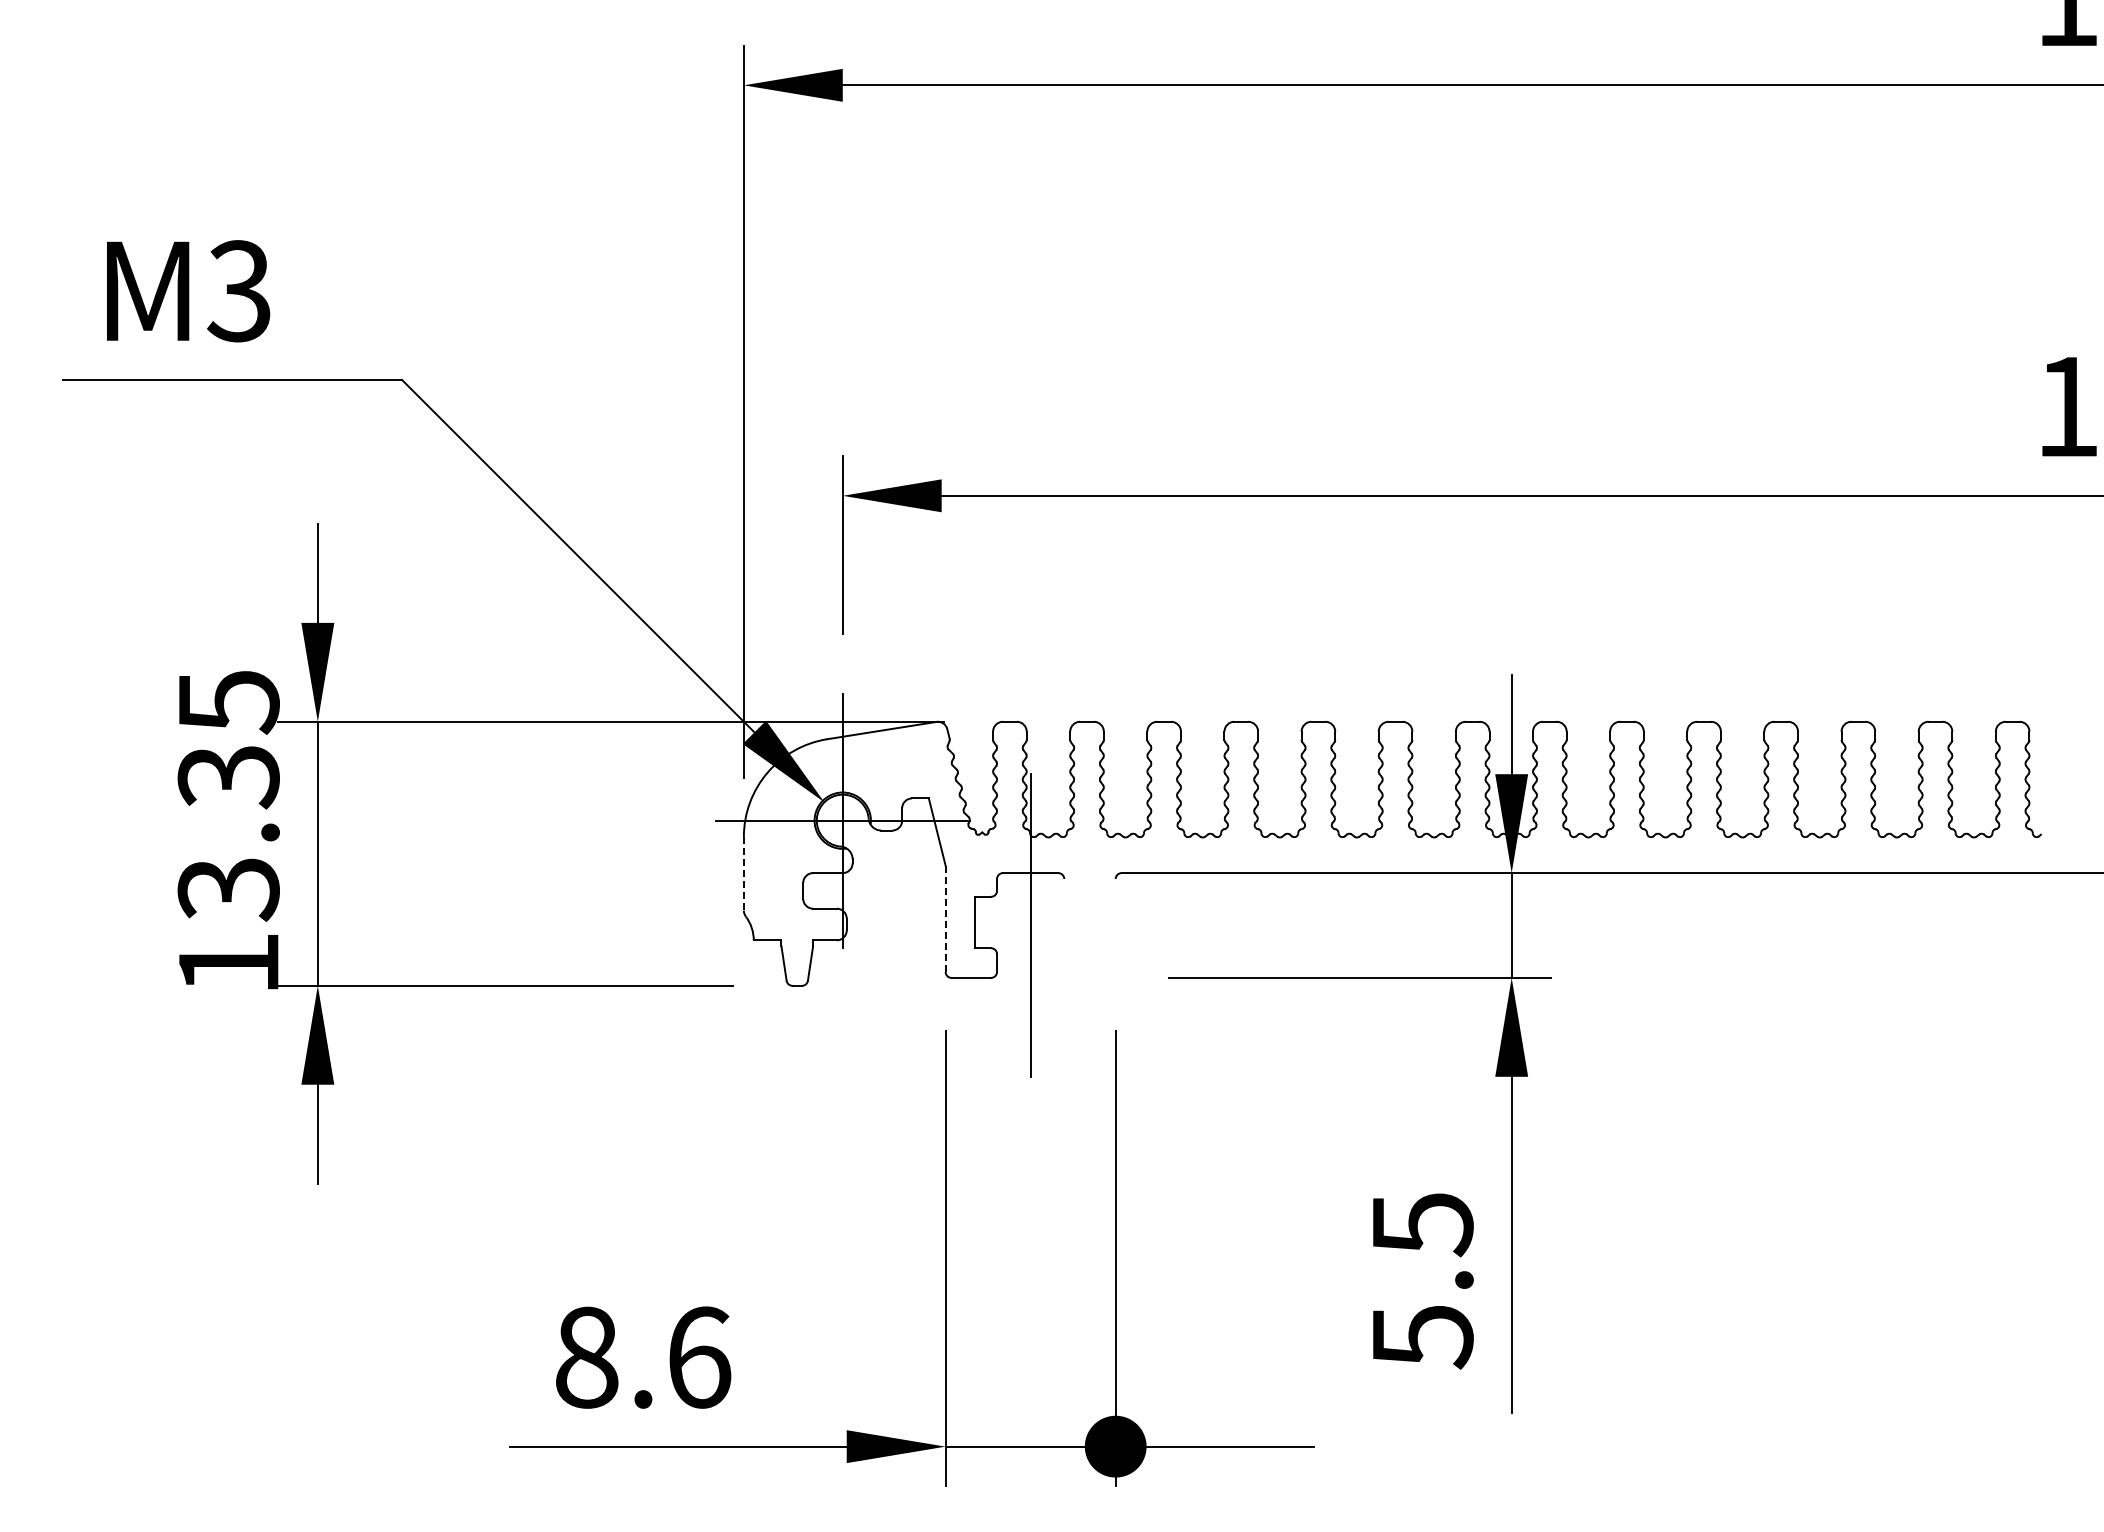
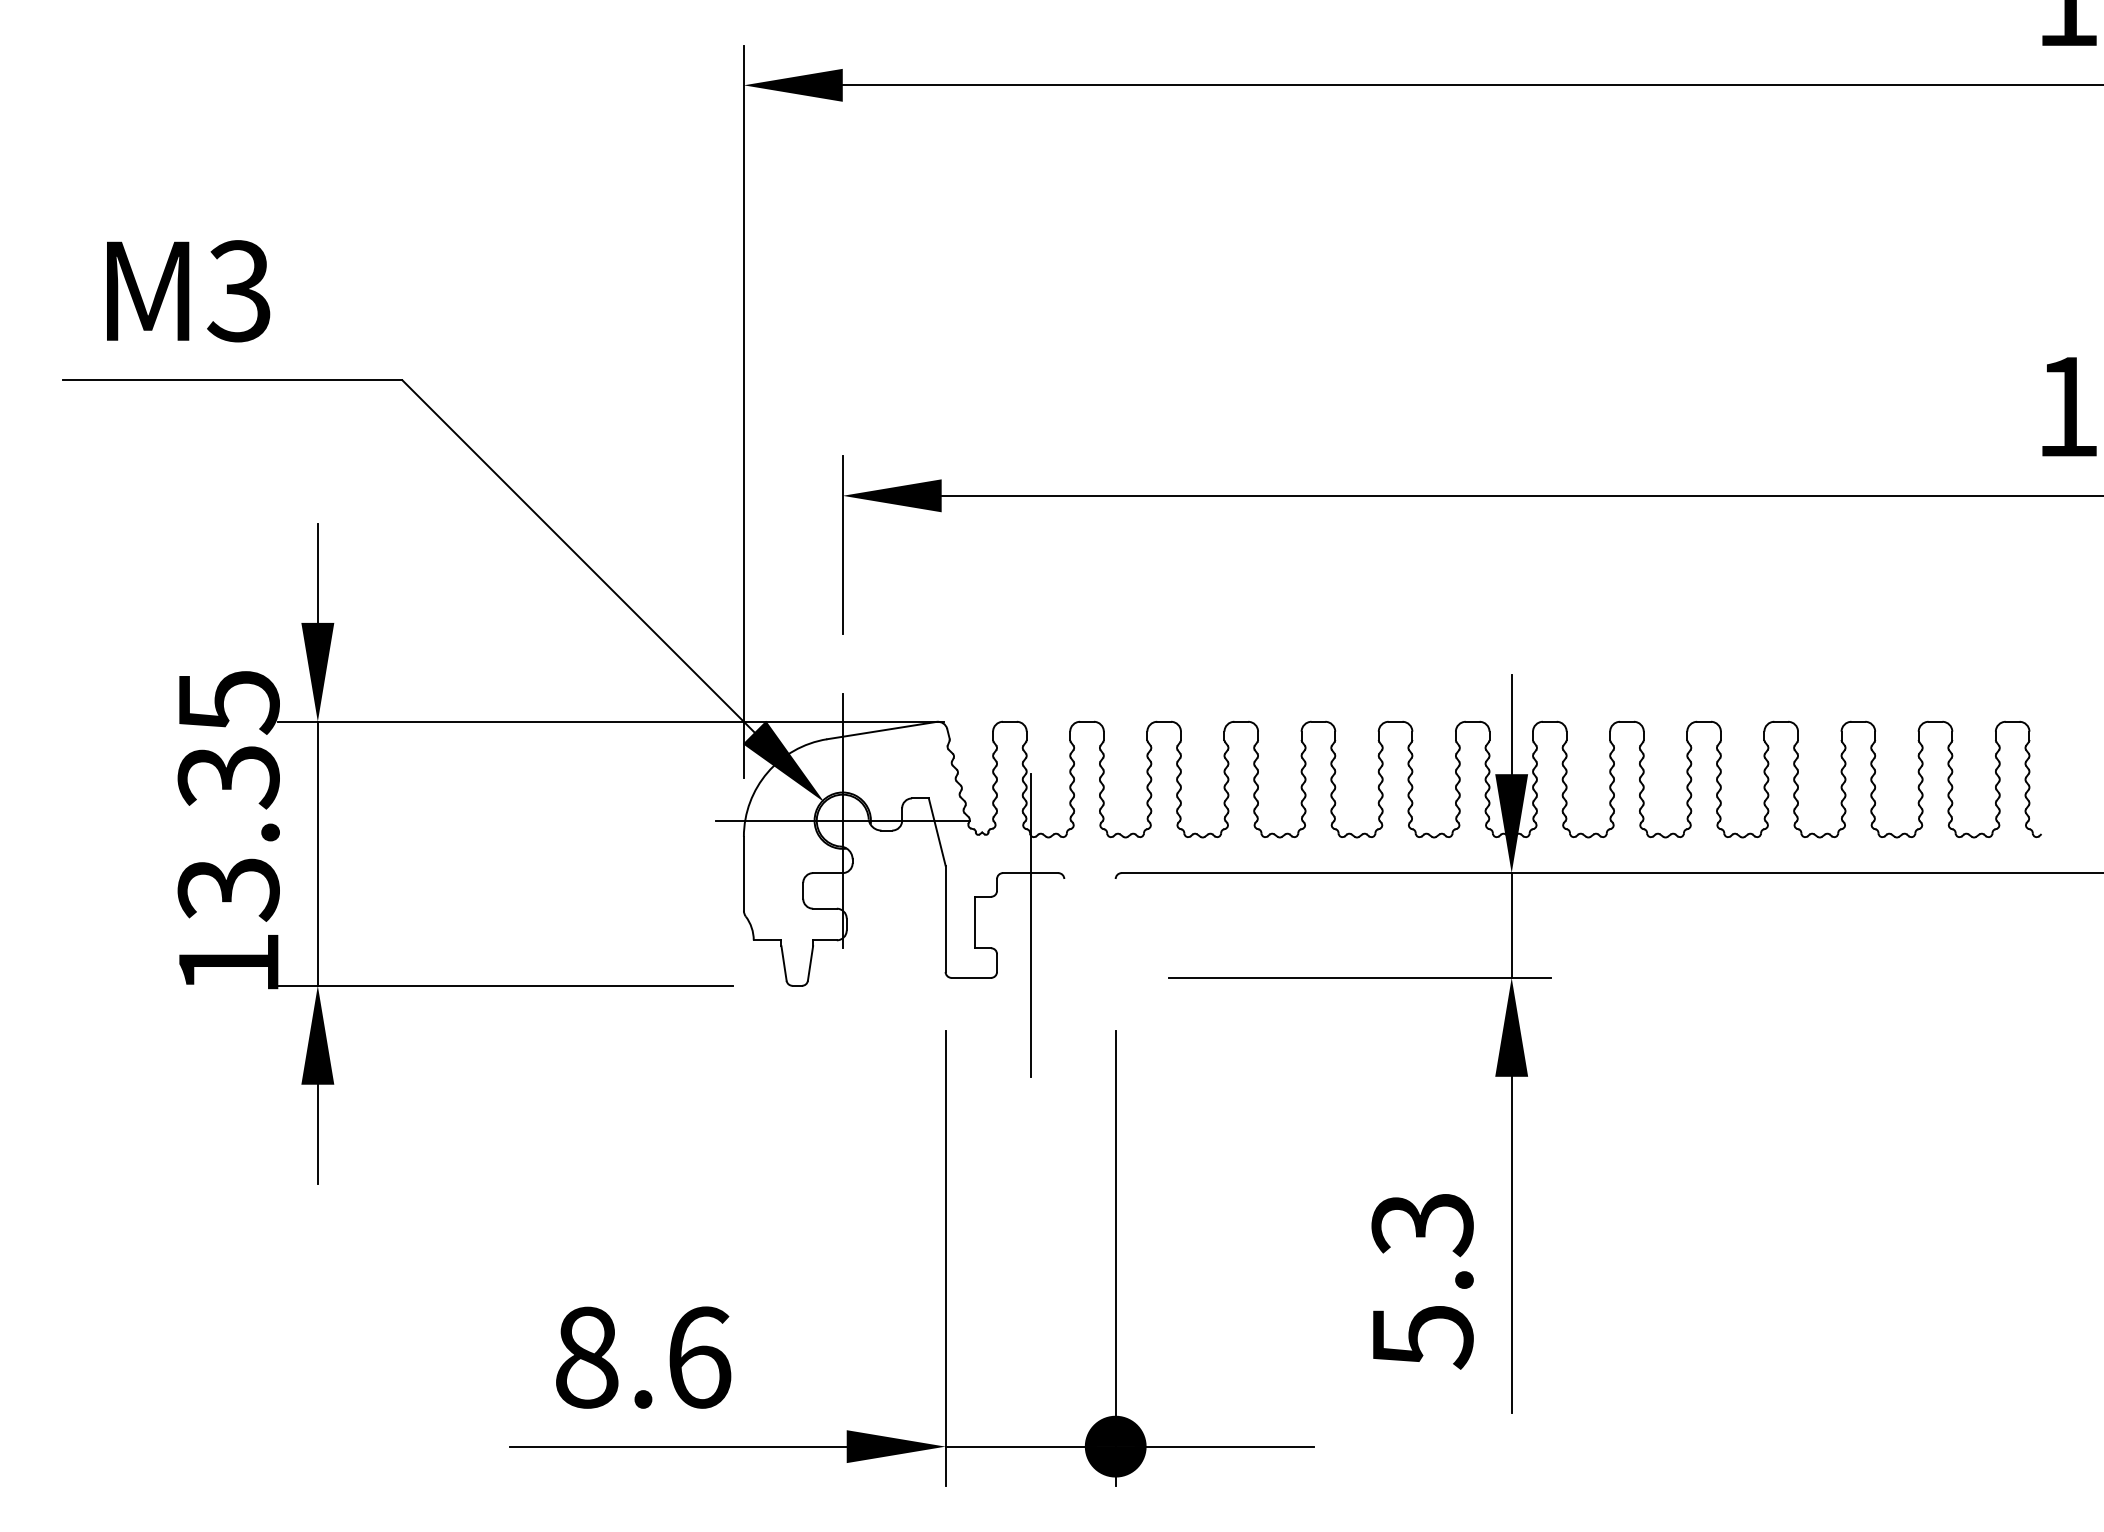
line: dashed -> solid (743, 873)
line: dashed -> solid (945, 919)
text: 5.5 -> 5.3 (1422, 1225)
